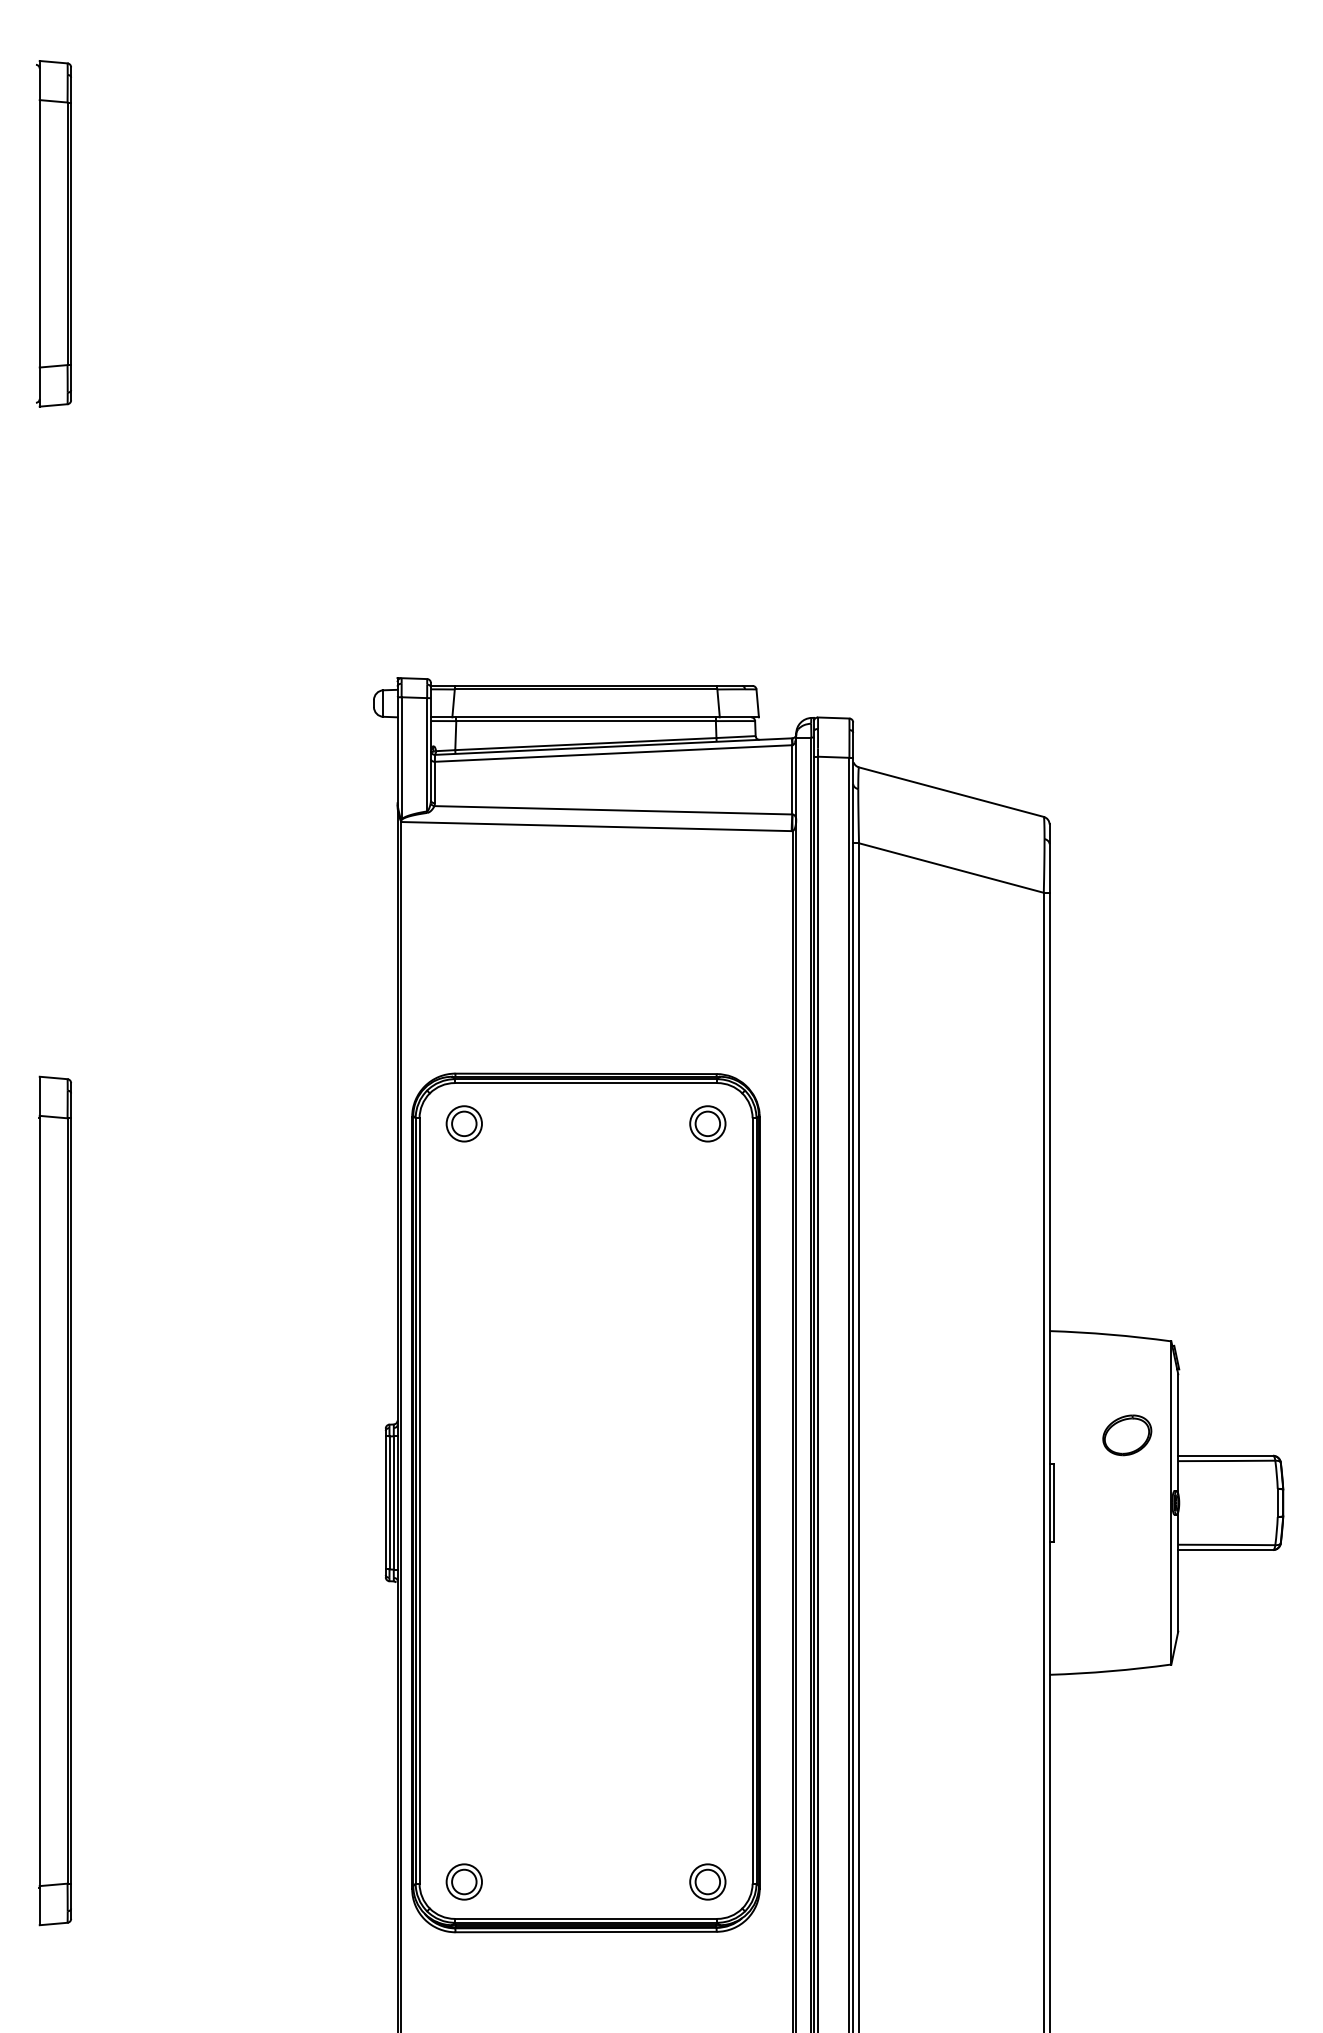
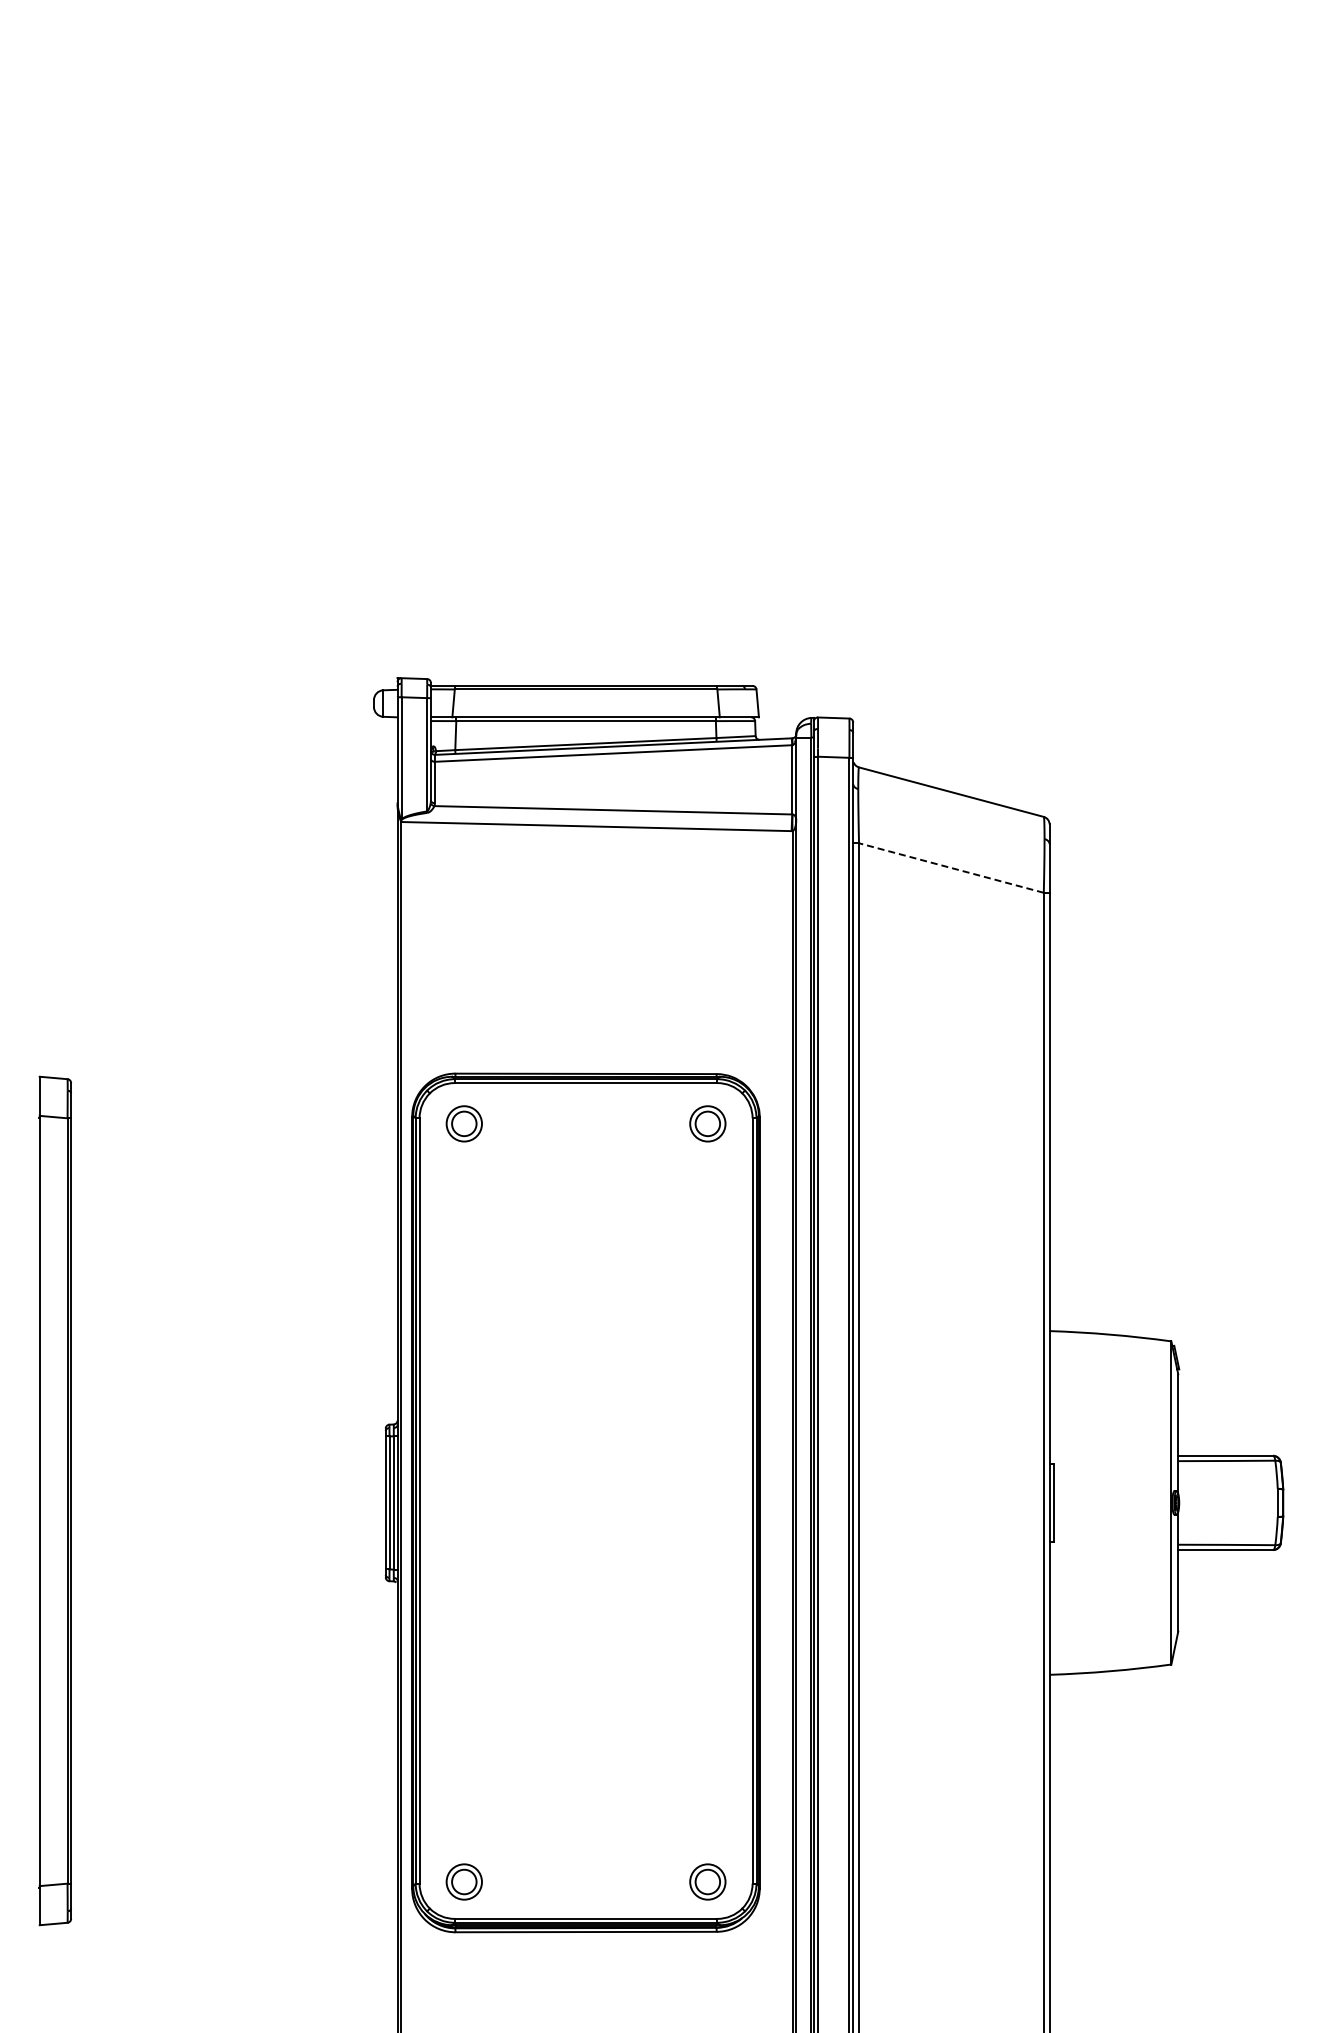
part: present -> none (53, 233)
line: solid -> dashed (951, 868)
part: present -> none (1127, 1435)
